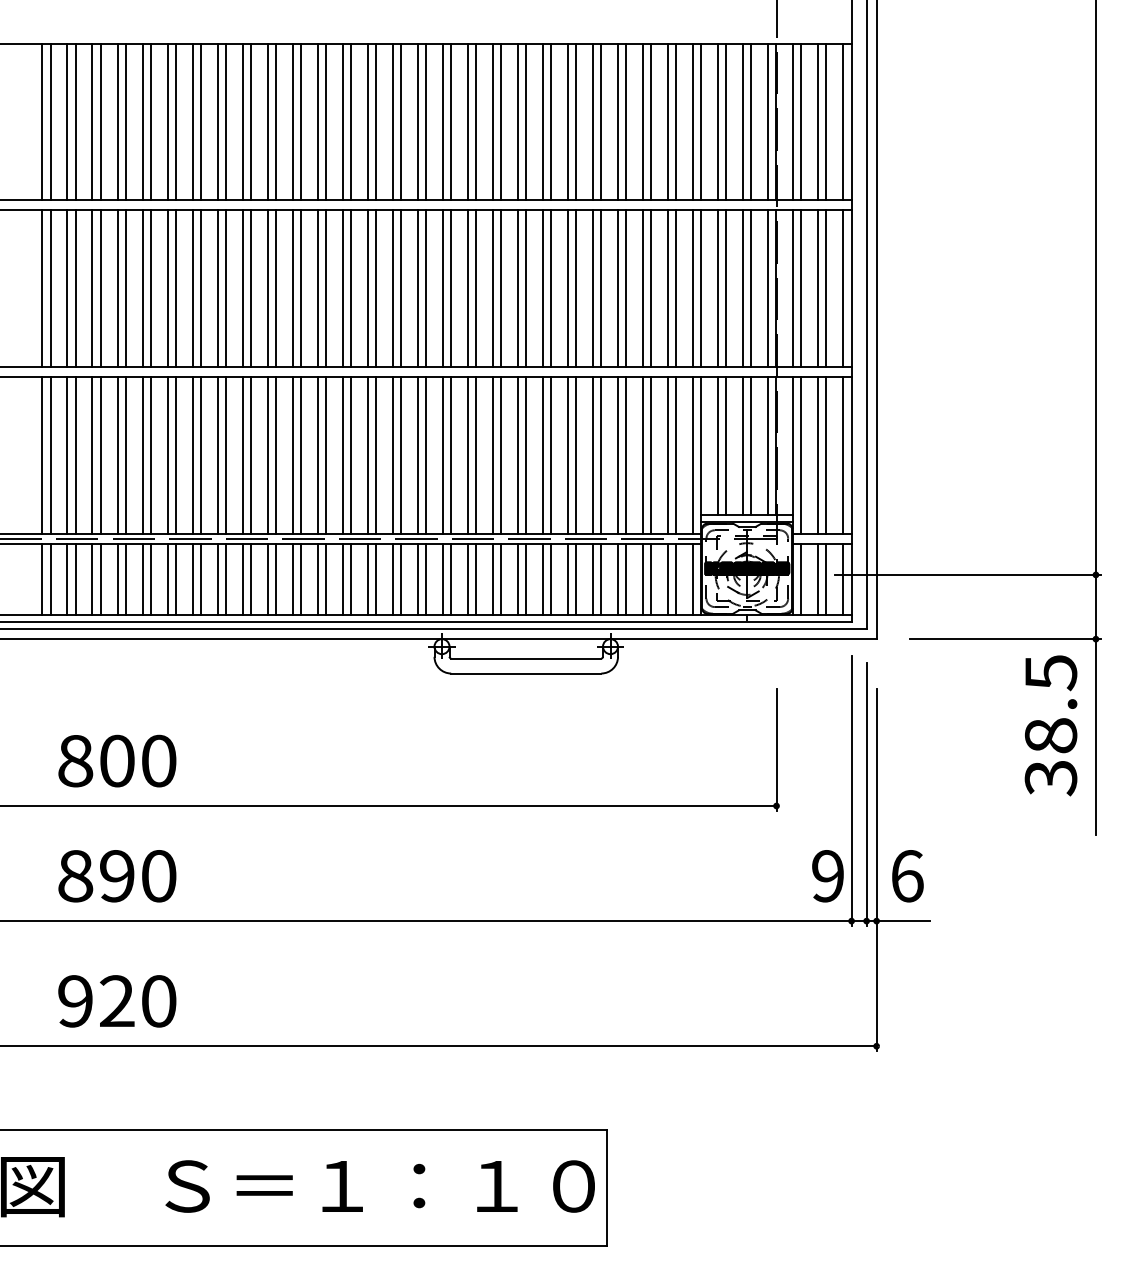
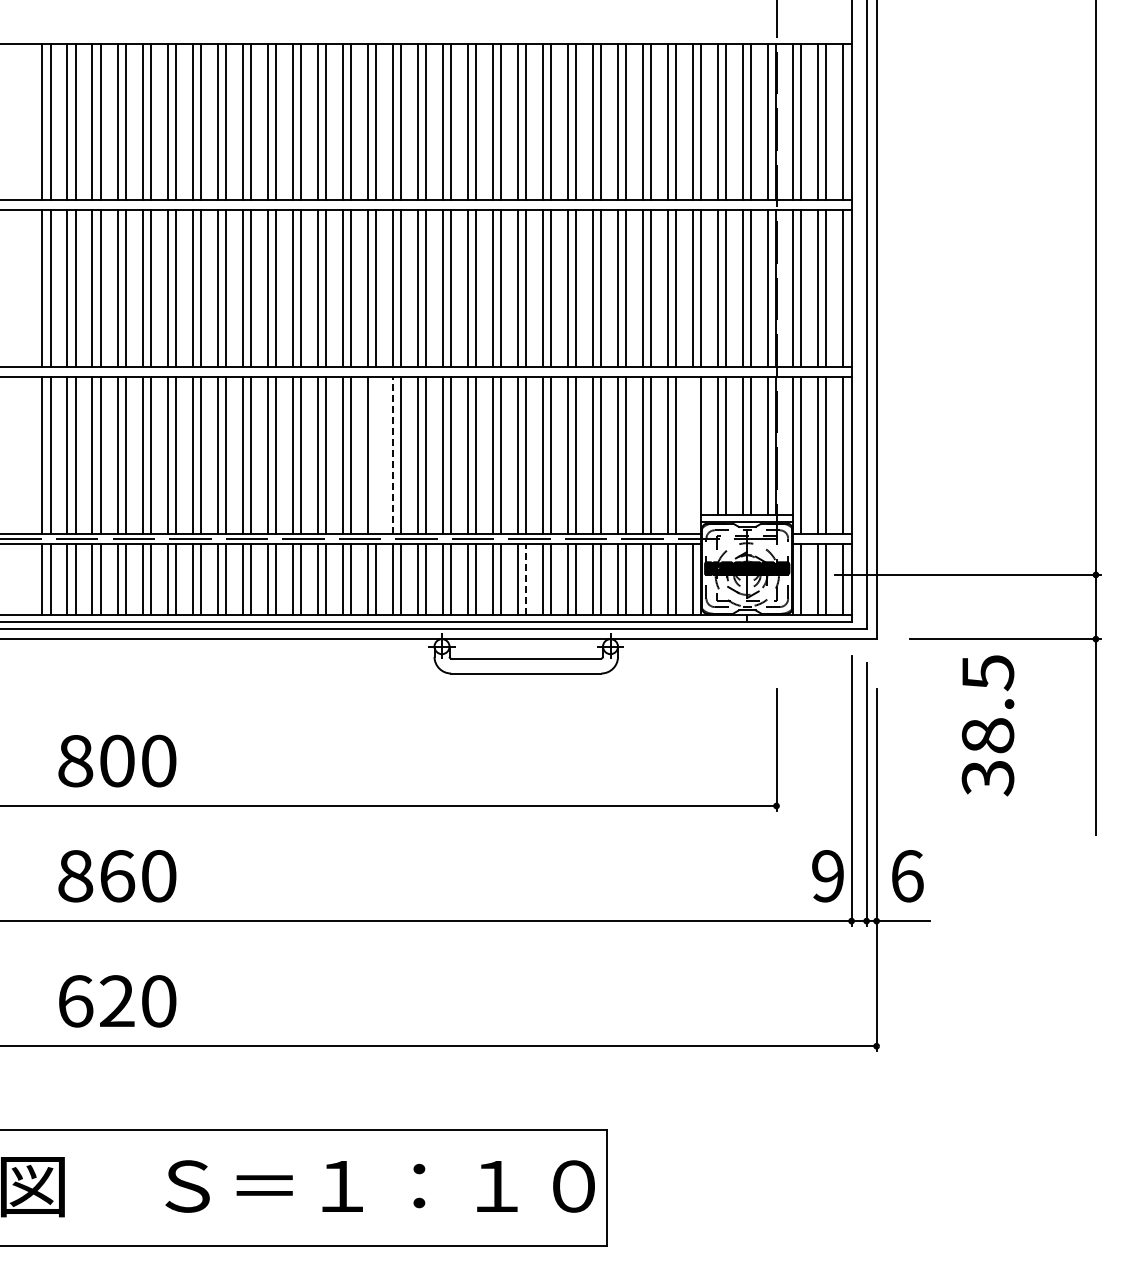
line: present -> none (376, 455)
line: solid -> dashed (392, 455)
line: present -> none (693, 455)
line: solid -> dashed (526, 579)
text position: (1050, 725) -> (987, 725) (987, 725)
text: 890 -> 860 (117, 876)
text: 920 -> 620 (75, 1001)
